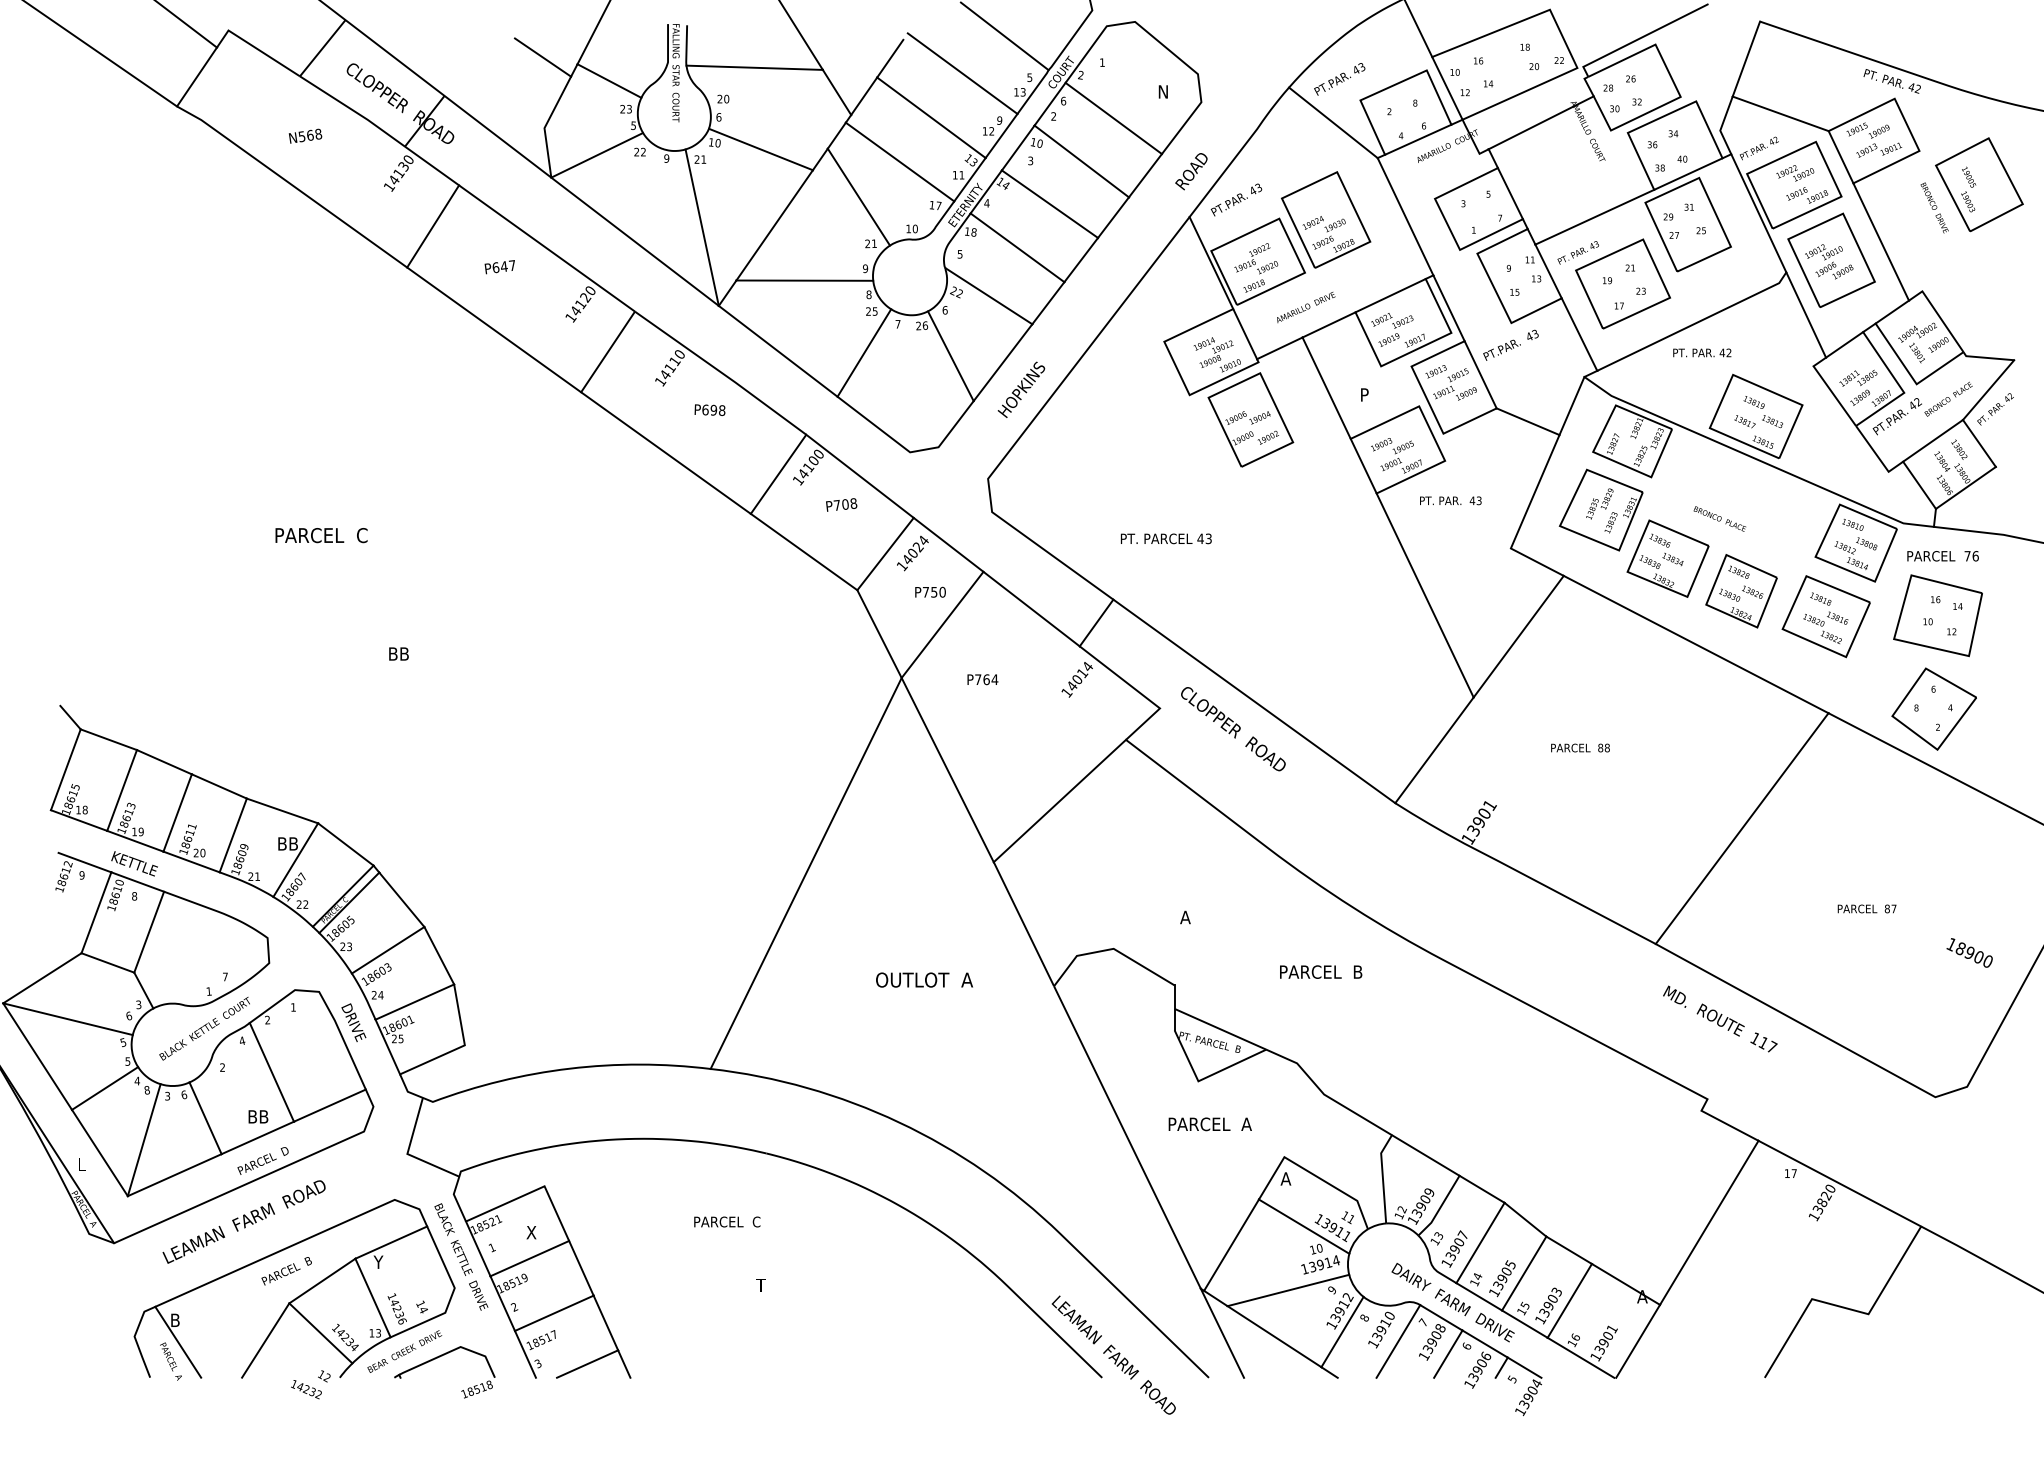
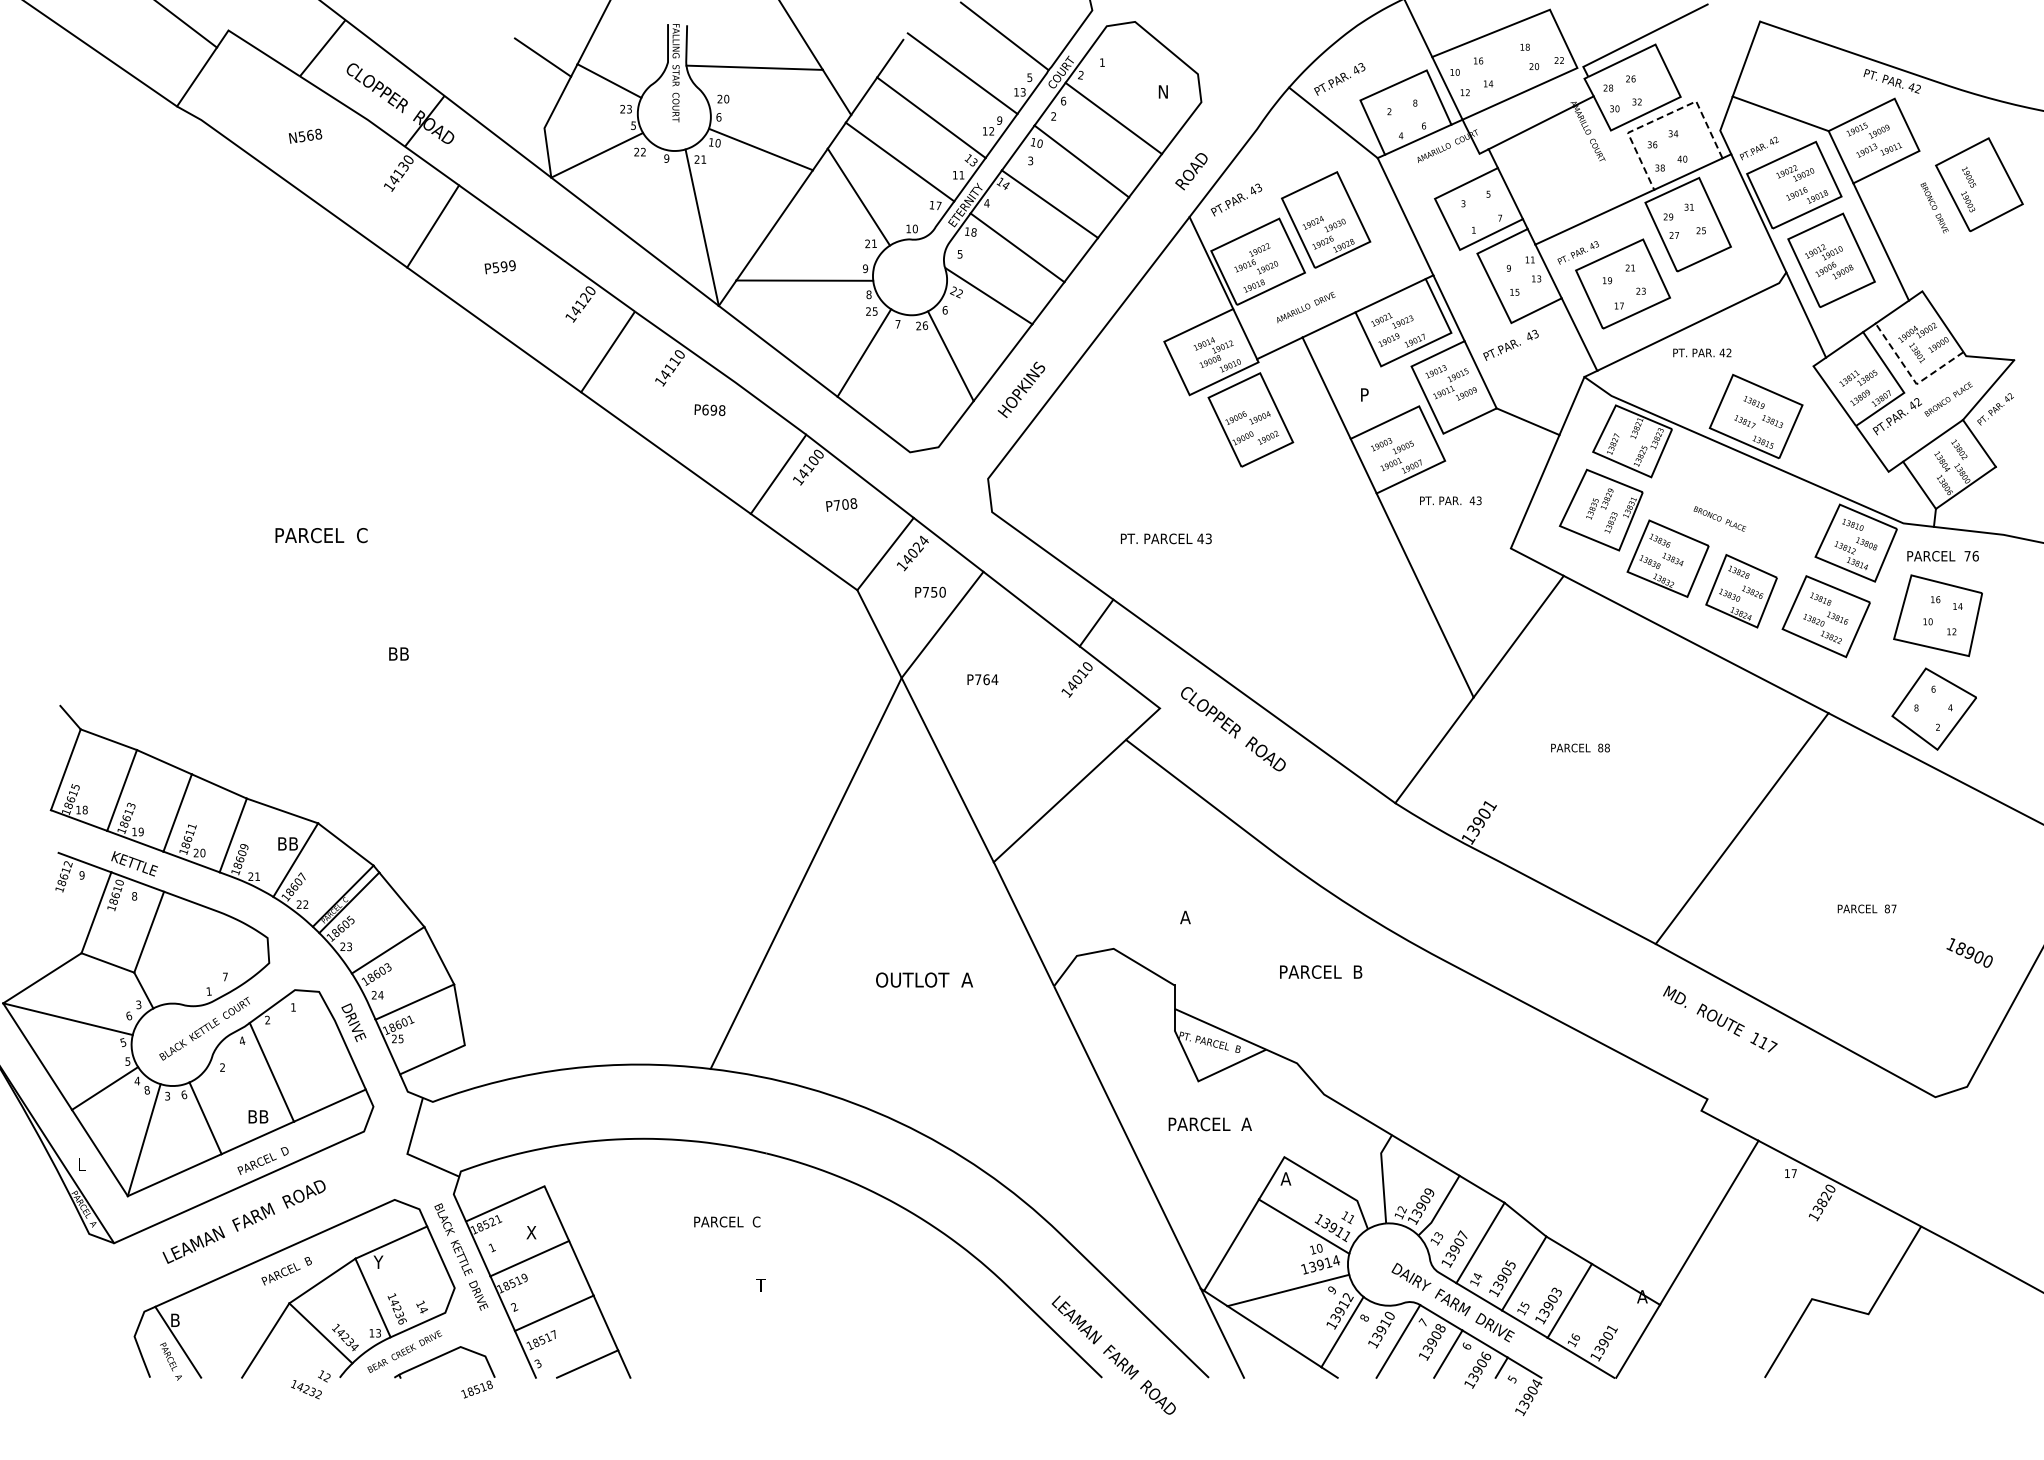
line: solid -> dashed (1662, 117)
text: P647 -> P599 (503, 266)
line: solid -> dashed (1912, 377)
text: 14014 -> 14010 (1087, 666)
